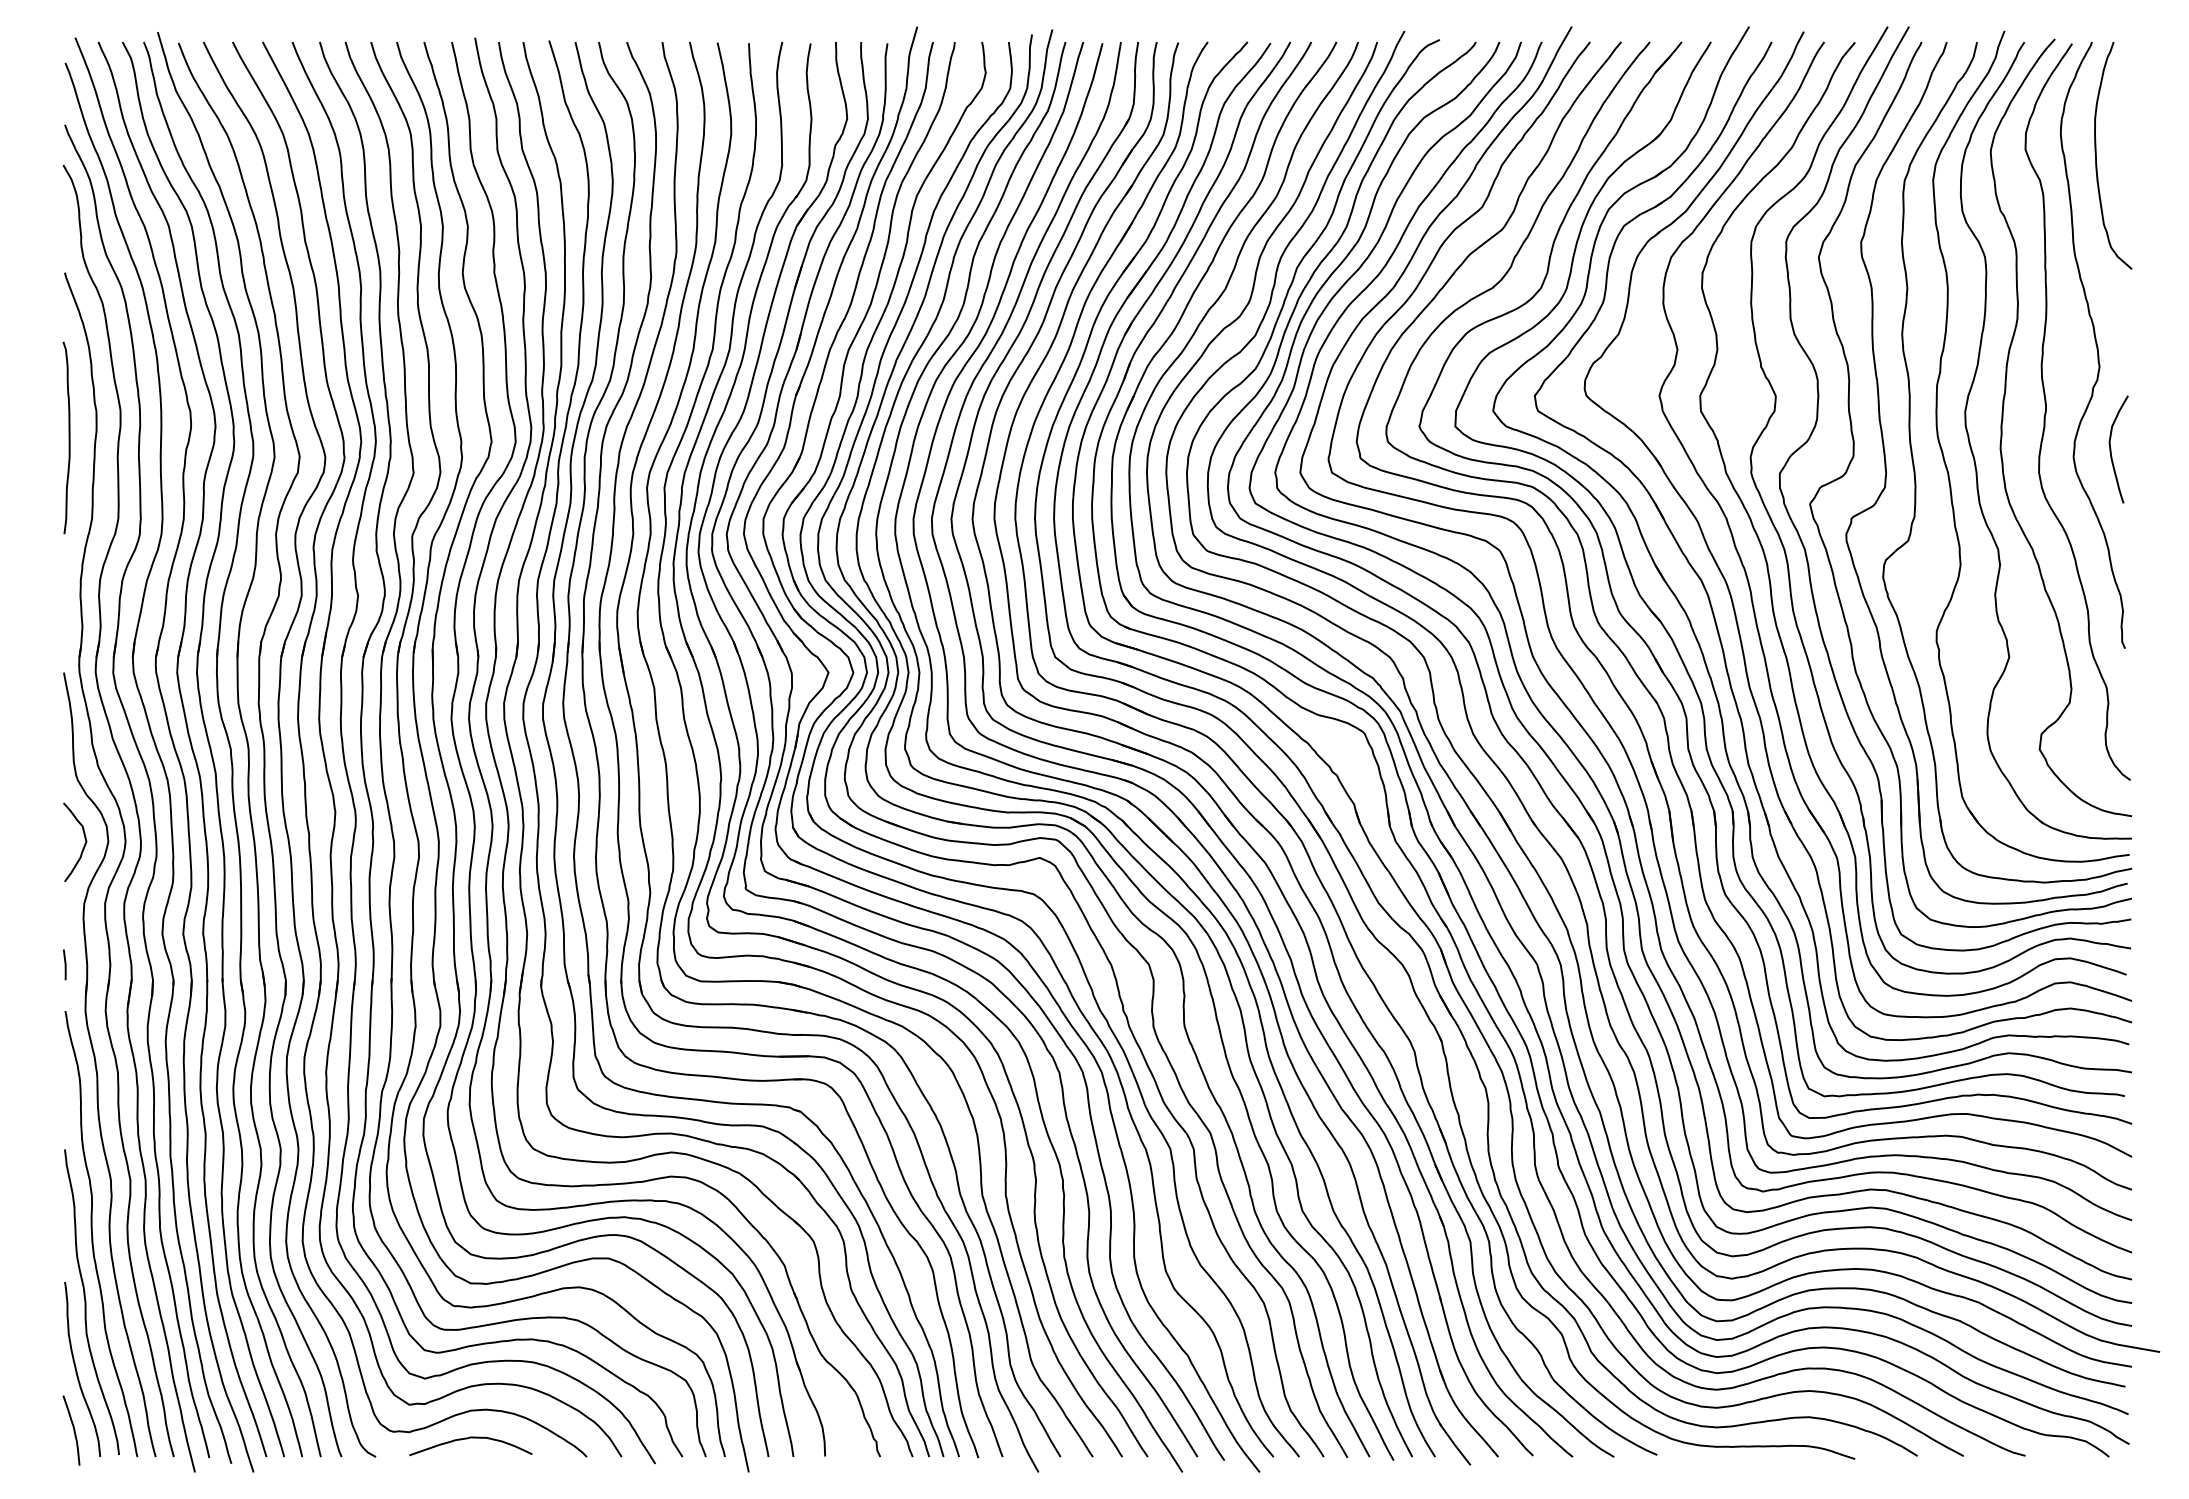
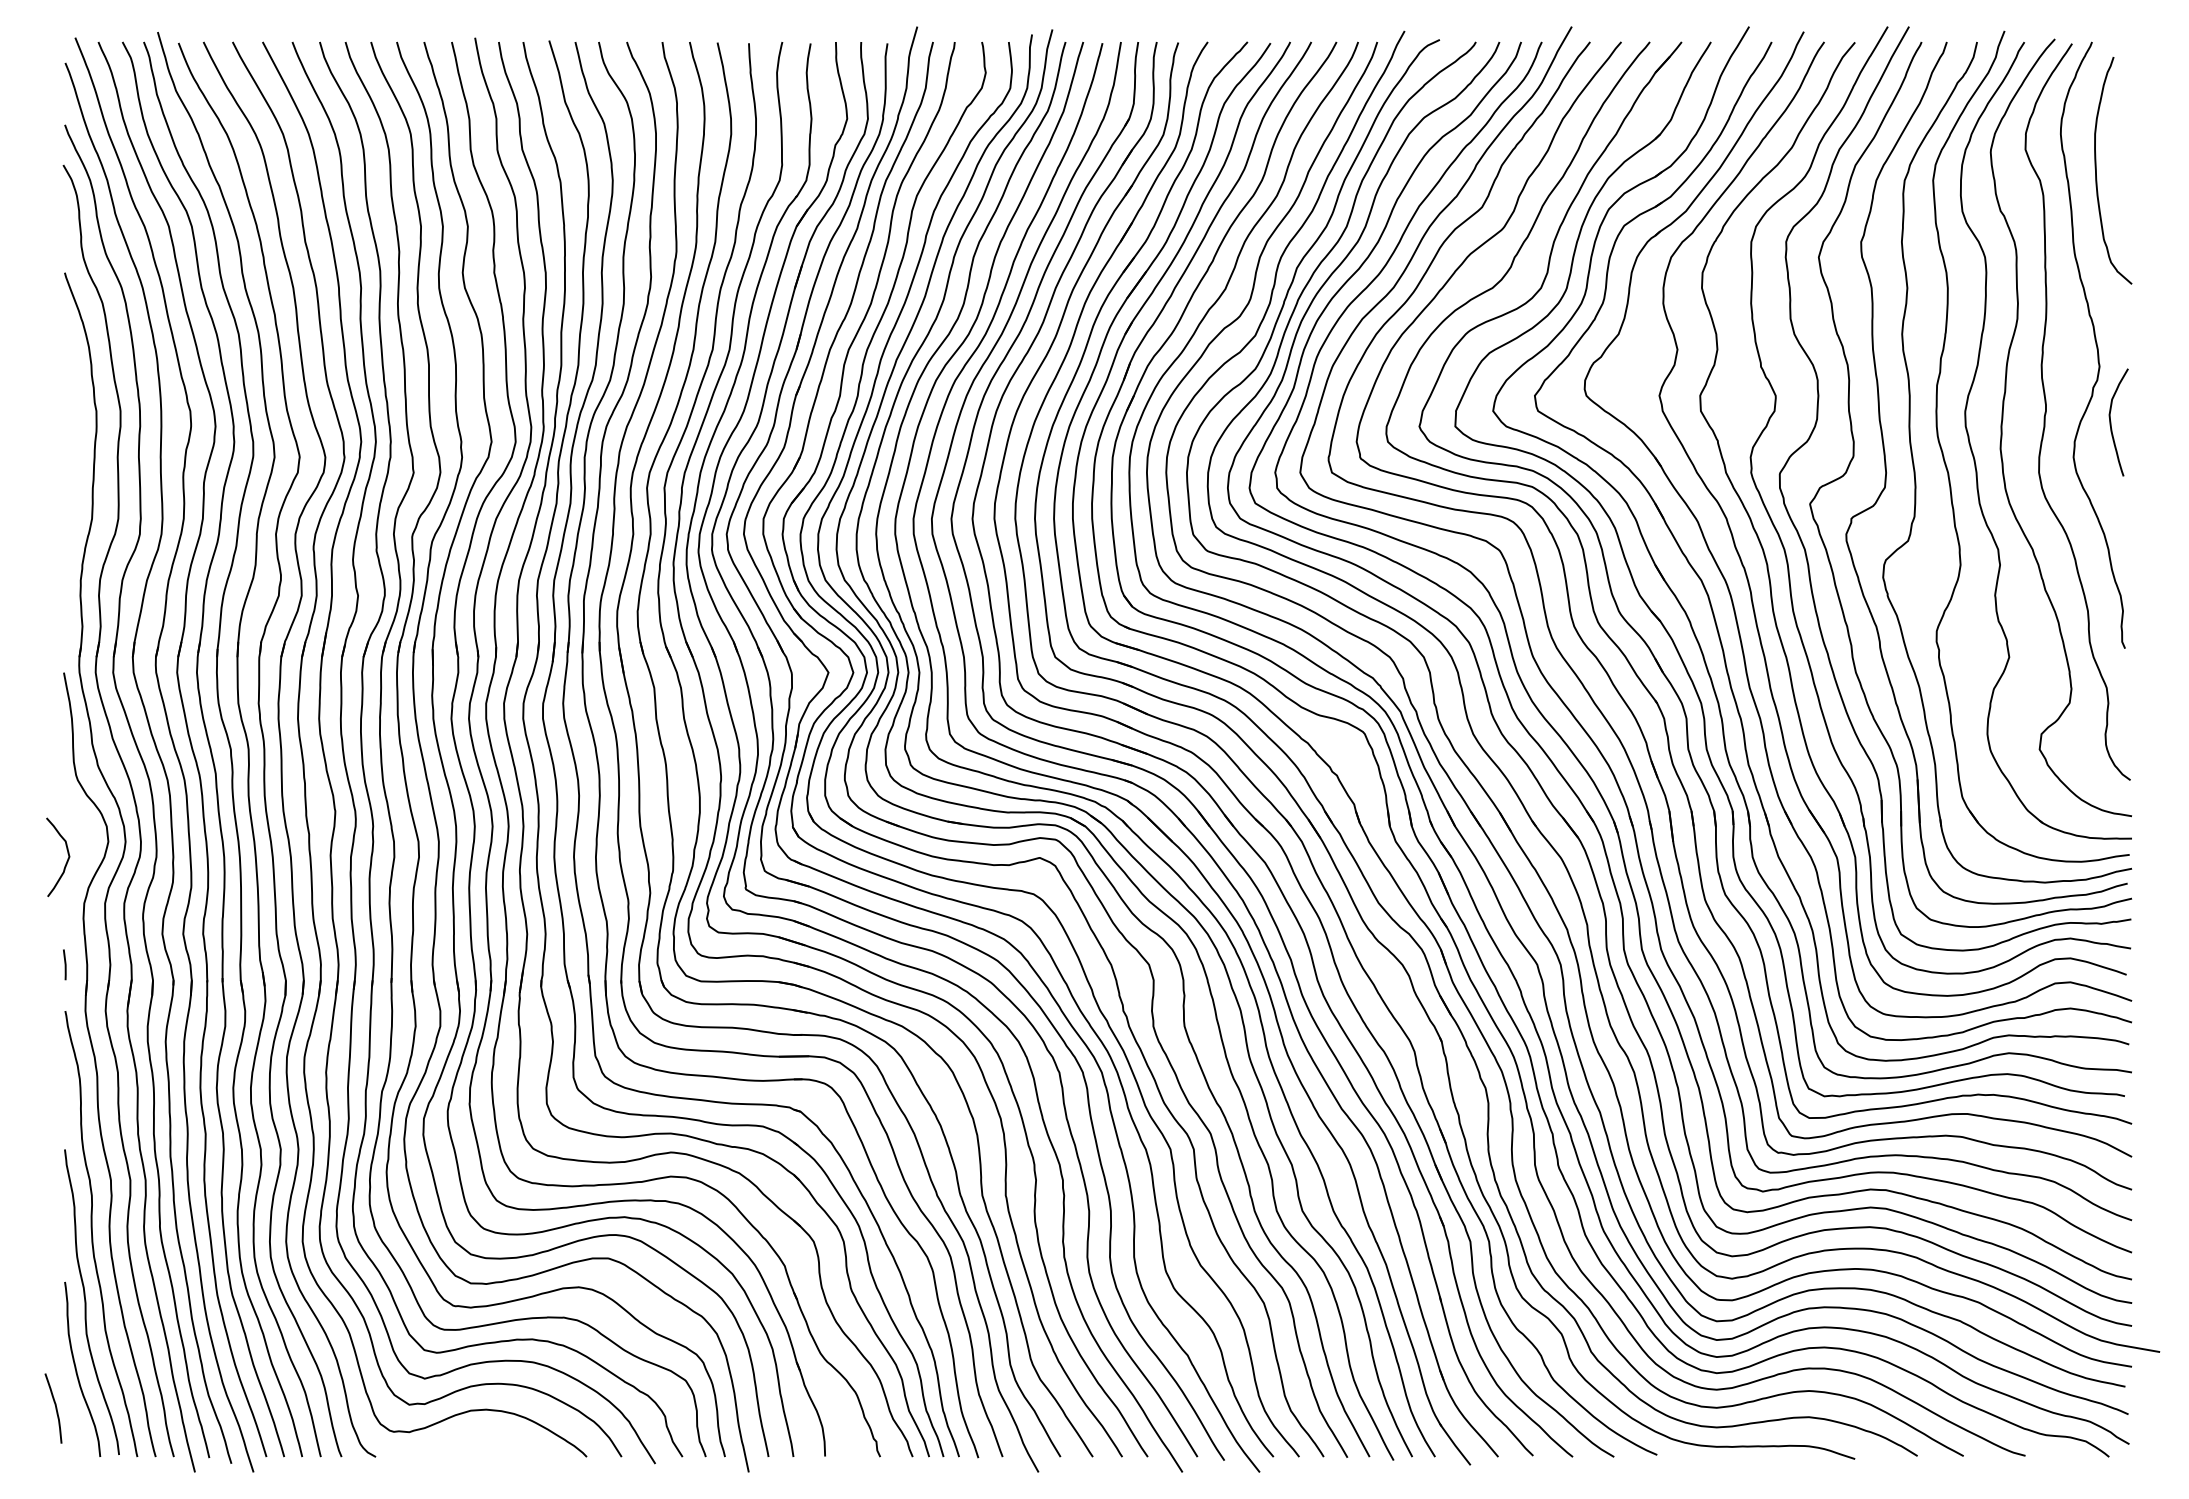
curve position: (2096, 155) -> (2096, 170) (2096, 170)
curve: present -> none (68, 437)
curve position: (2111, 449) -> (2111, 422) (2111, 422)
curve position: (83, 846) -> (66, 861) (66, 861)
curve position: (73, 1430) -> (55, 1408) (55, 1408)
curve: present -> none (467, 1439)
